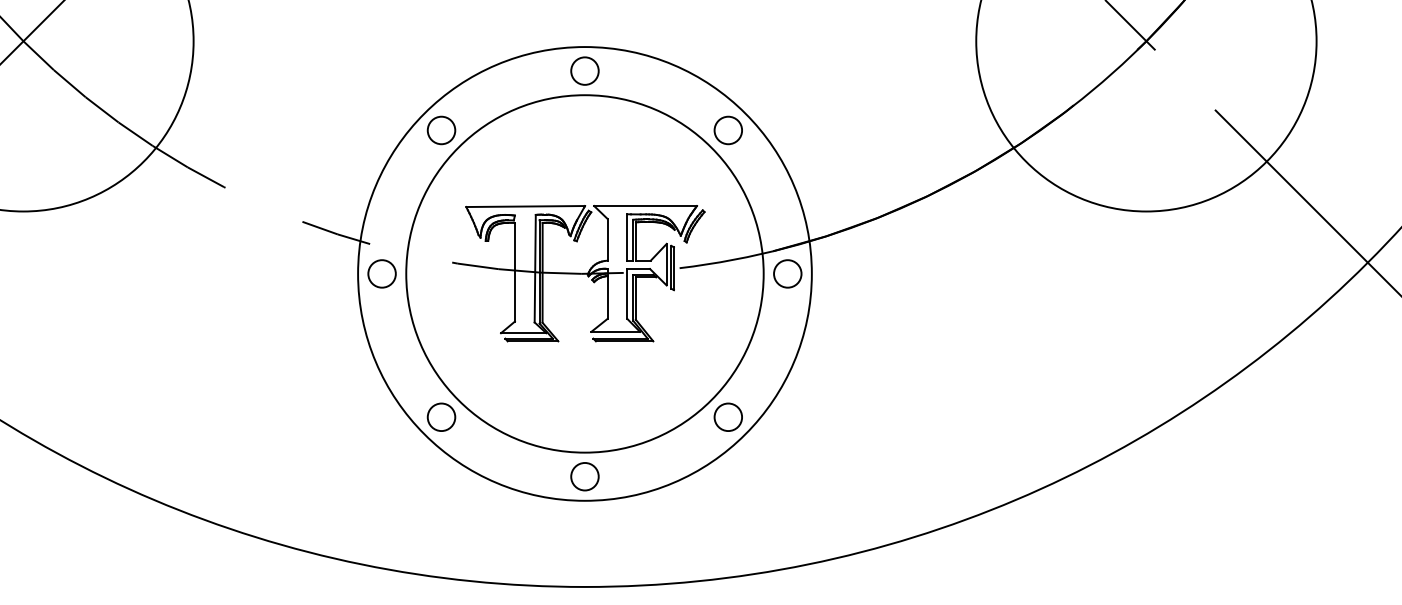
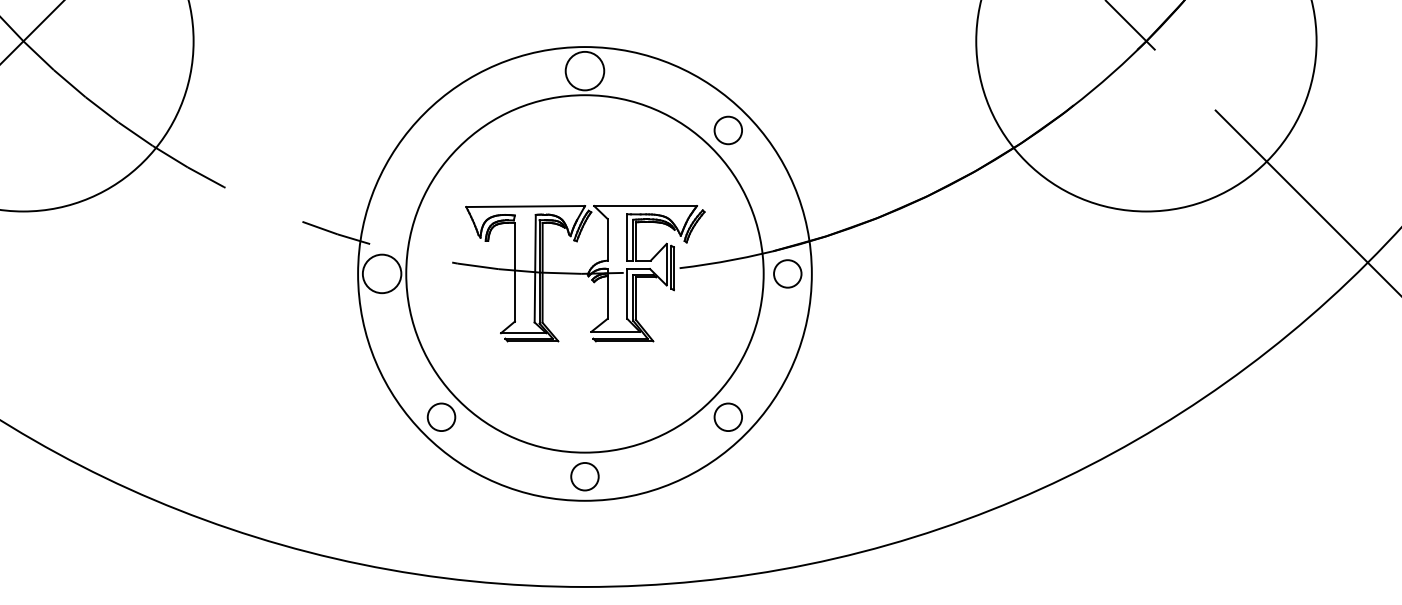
circle diameter: 28 px -> 39 px (584, 70)
circle: present -> none (441, 130)
circle diameter: 28 px -> 39 px (381, 273)
